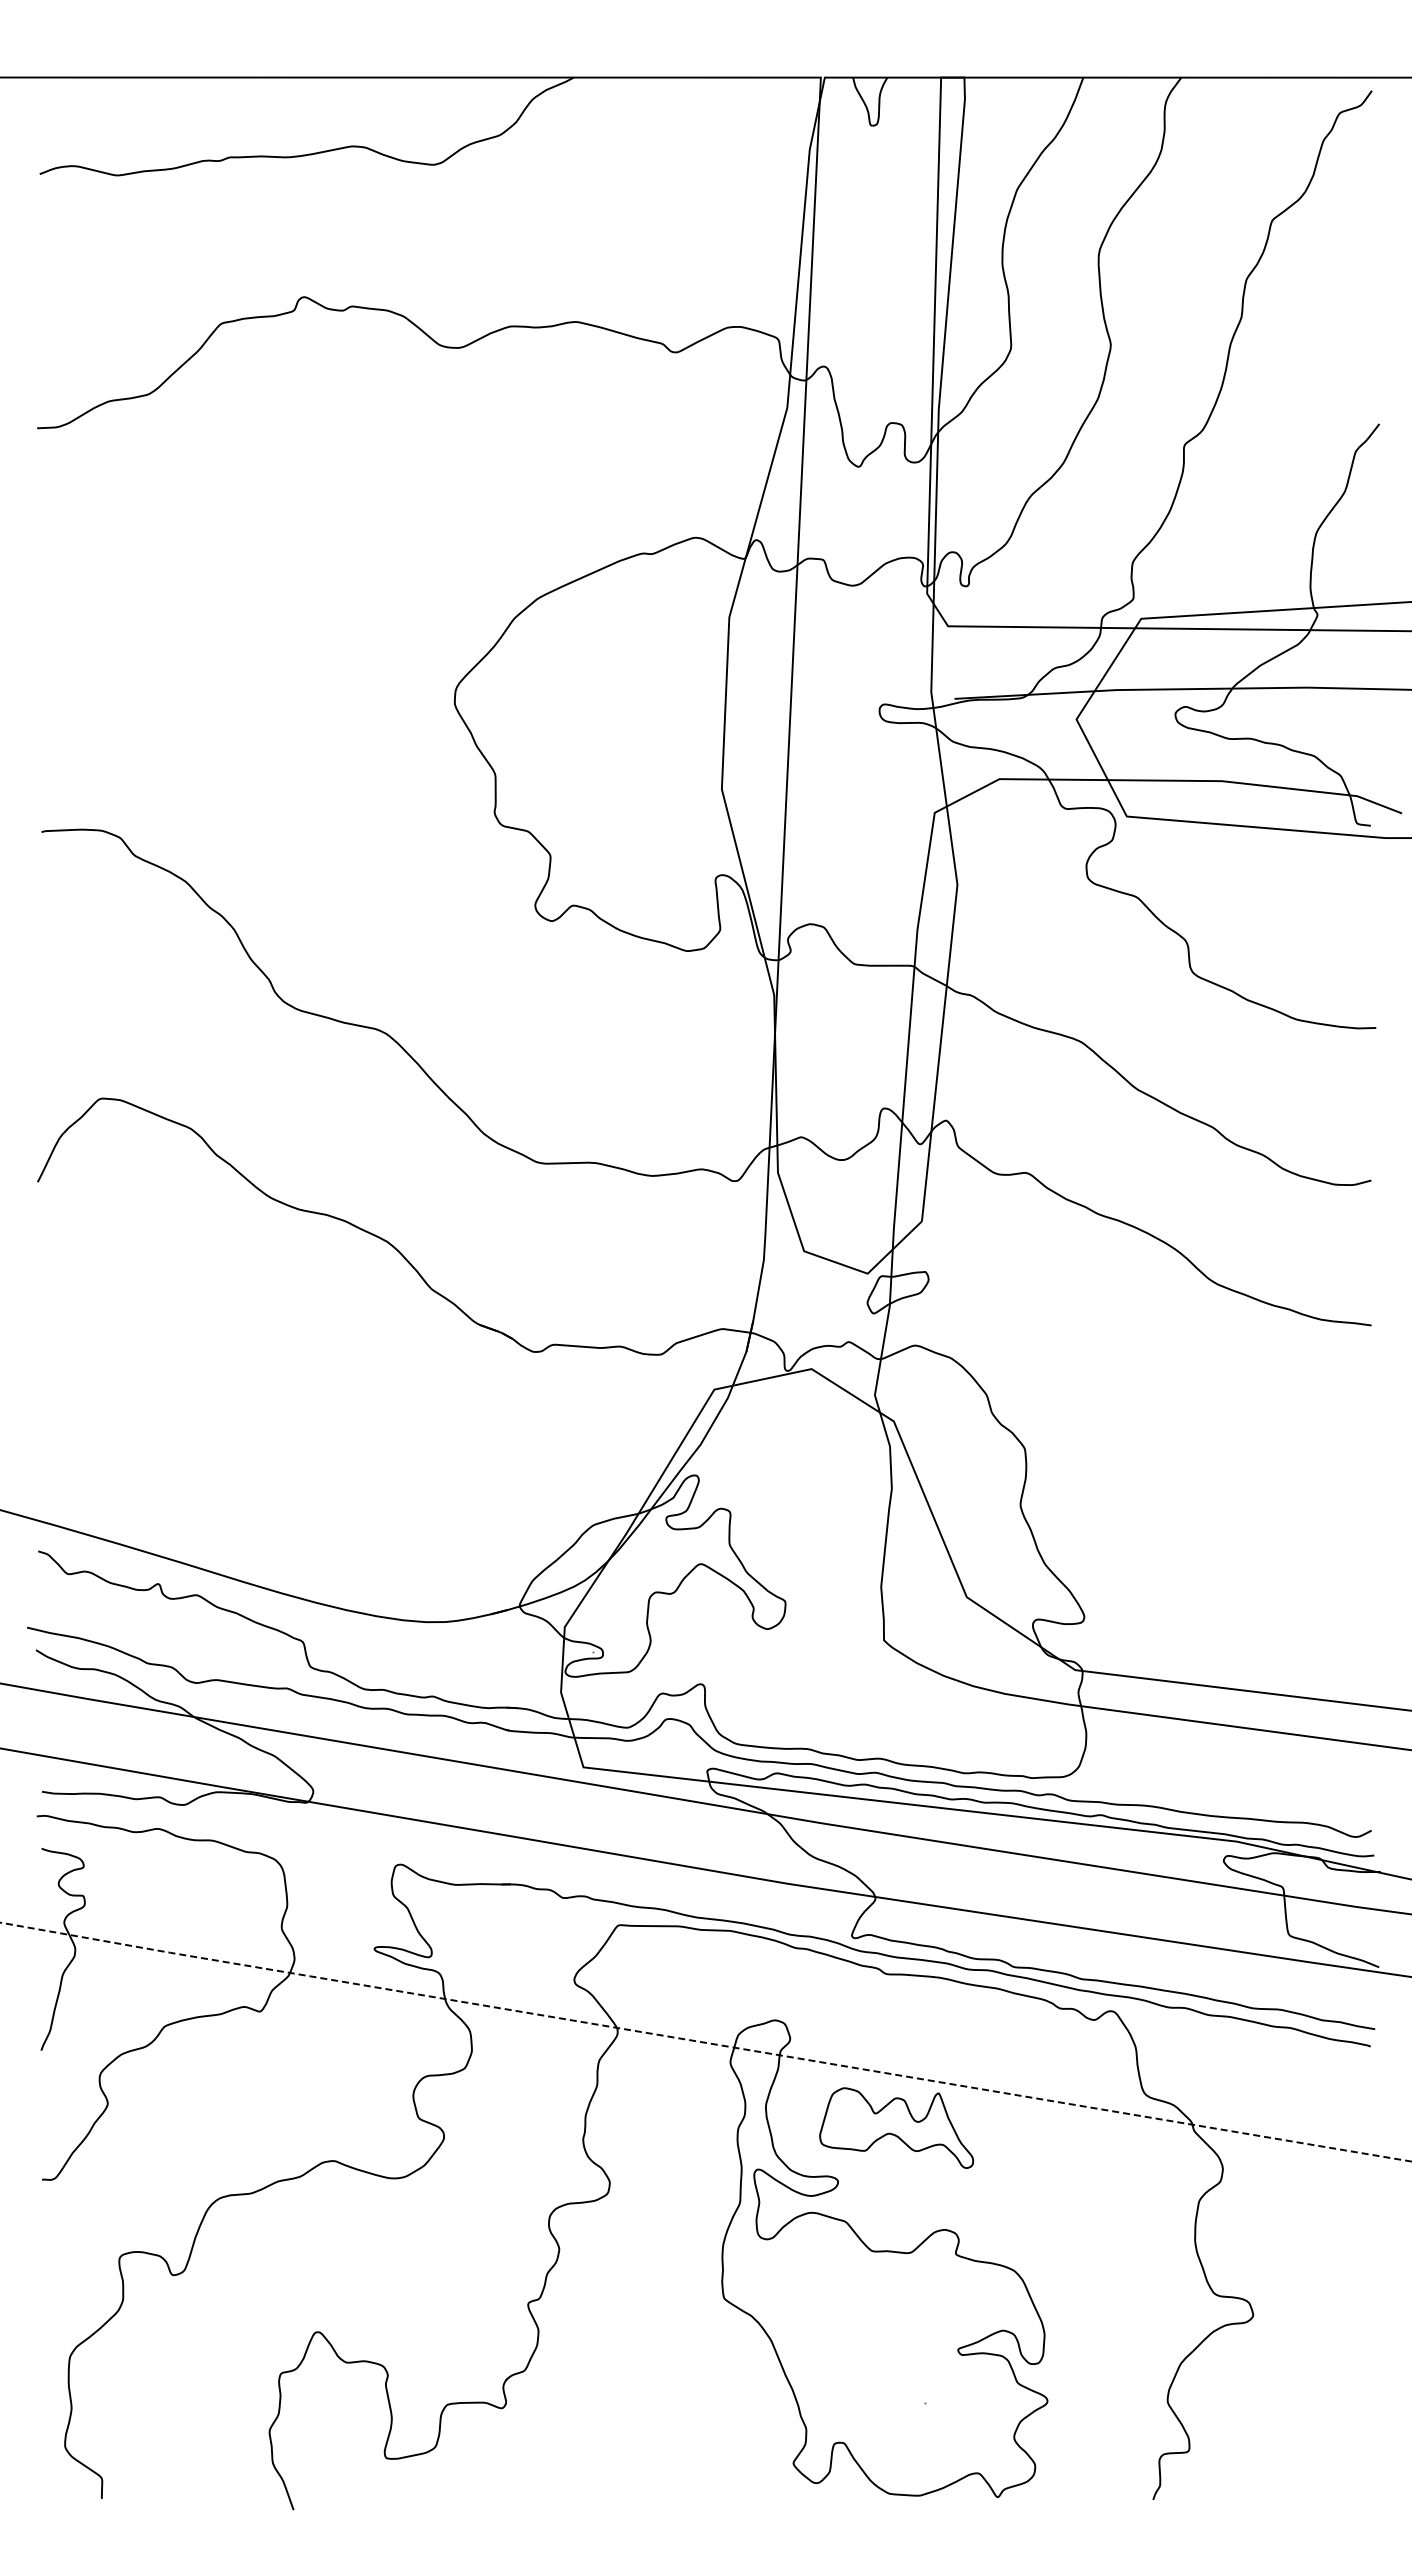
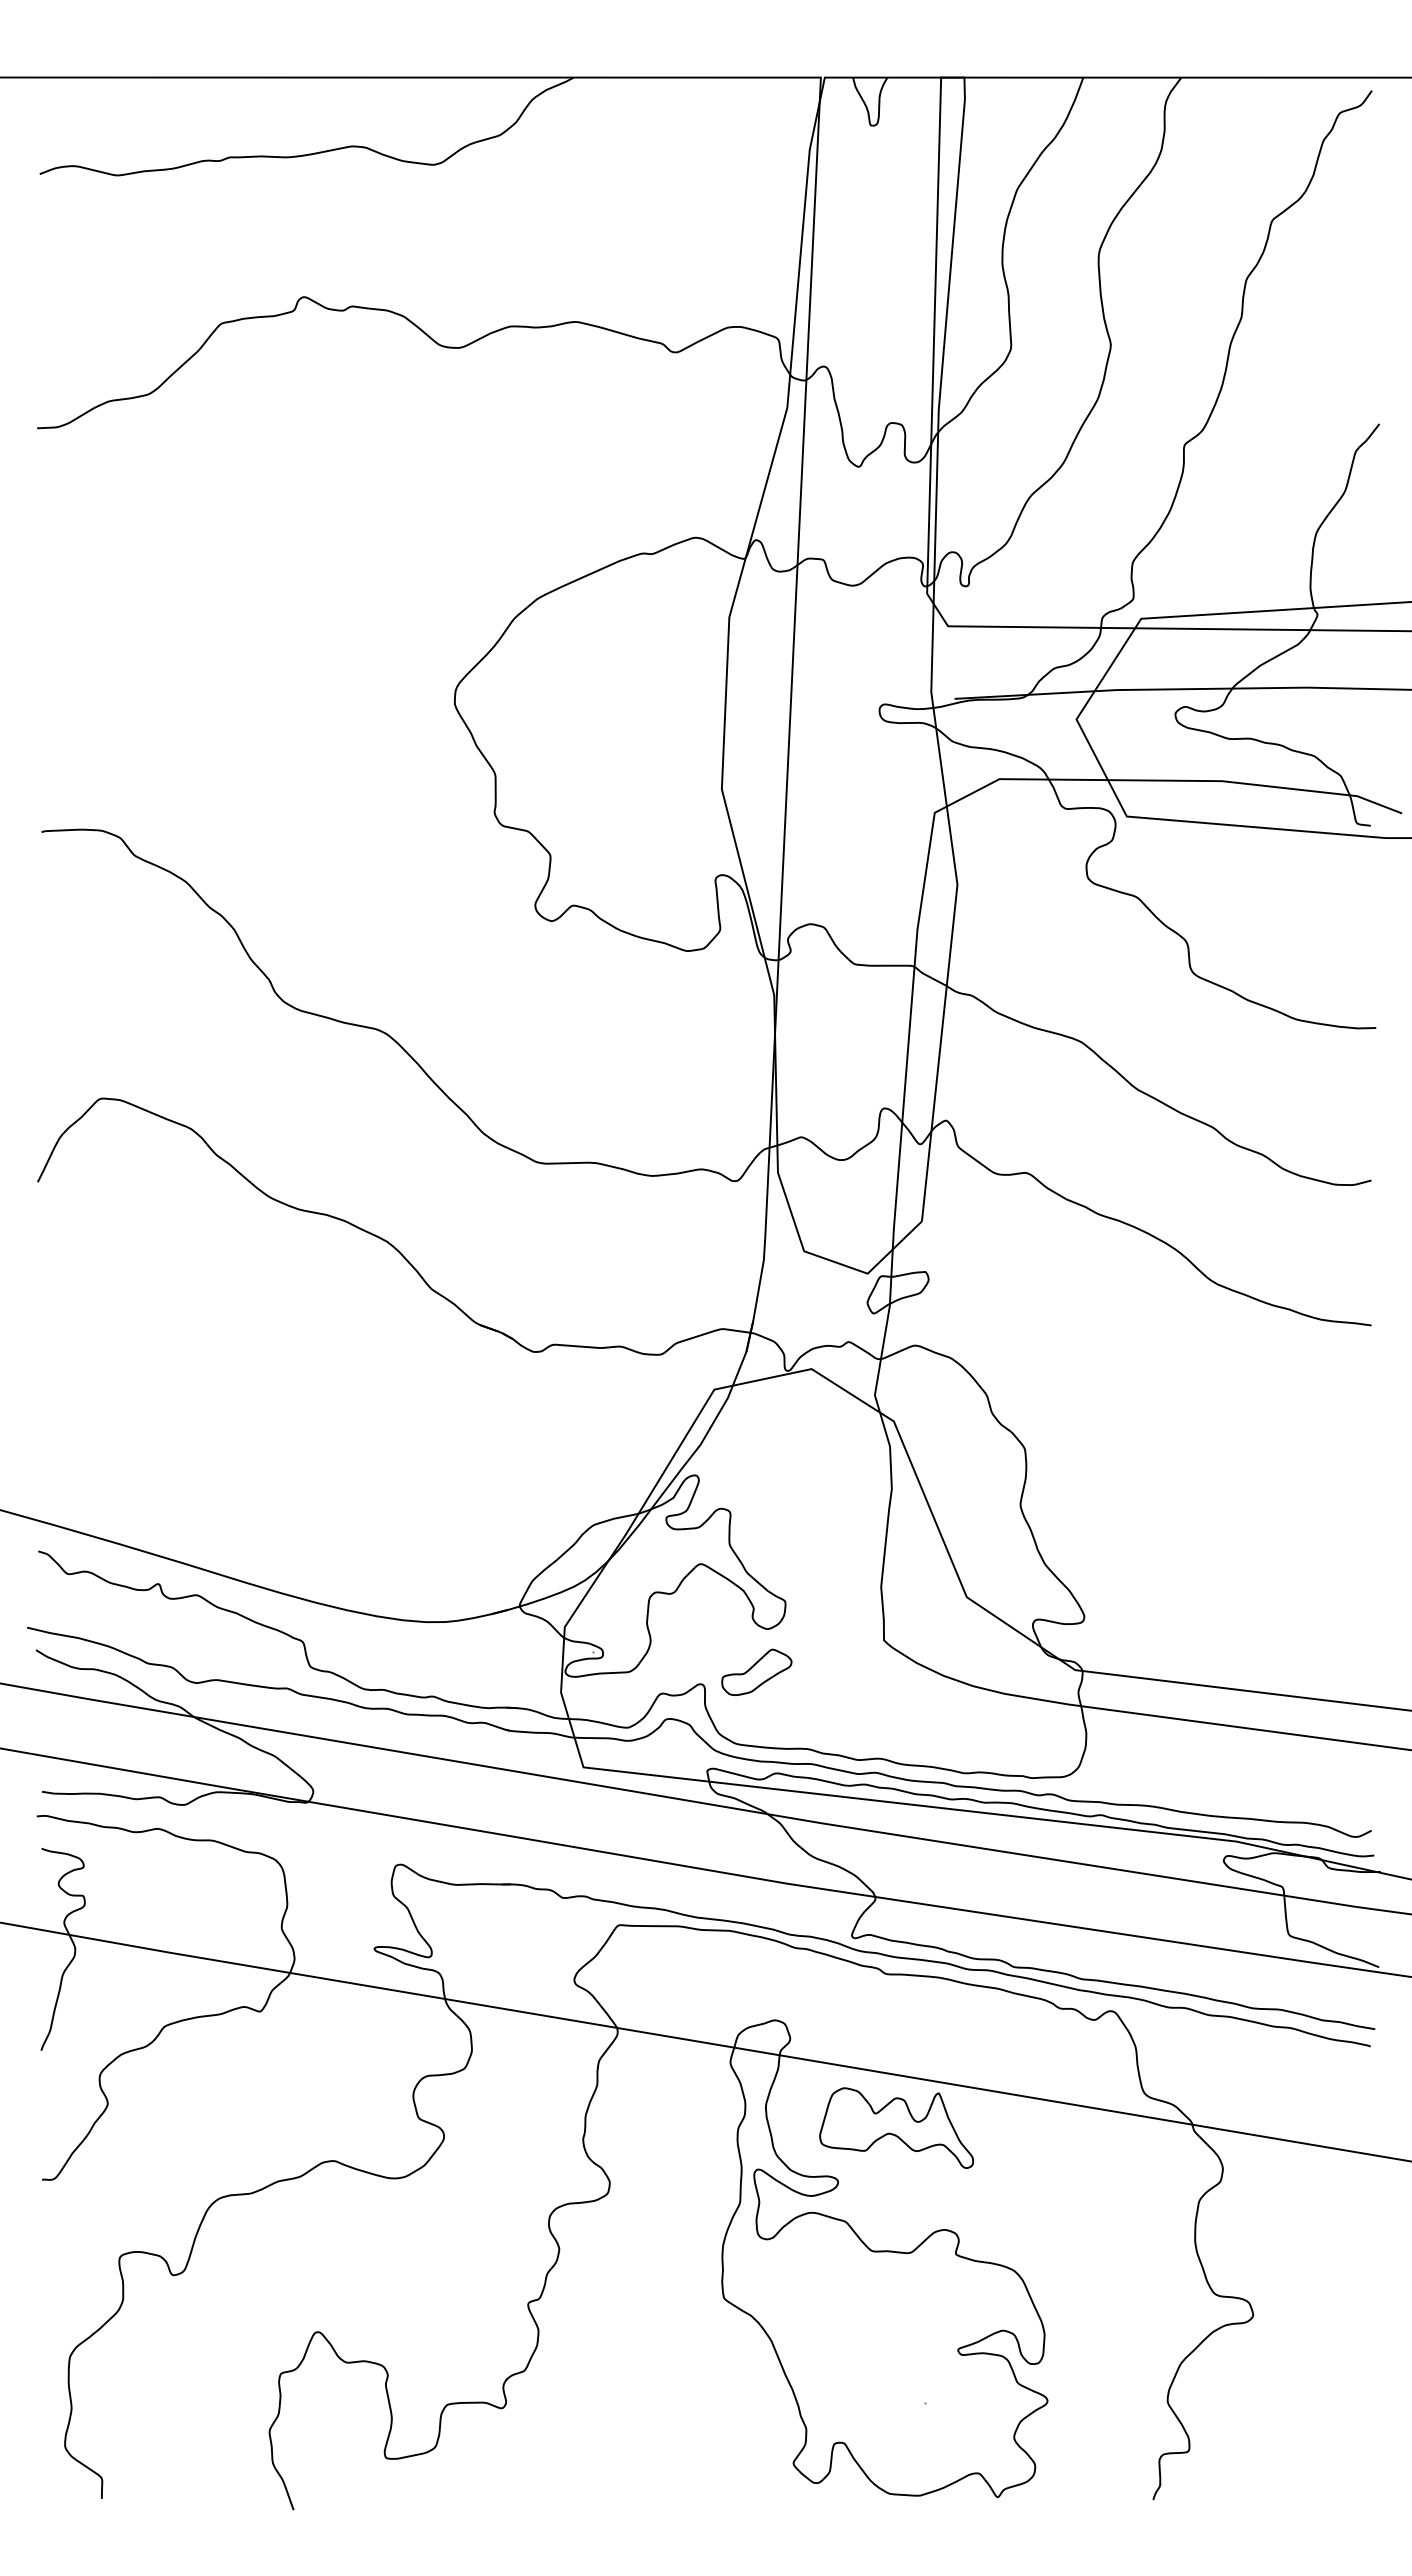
part: none -> present (756, 1671)
line: dashed -> solid (705, 2042)
